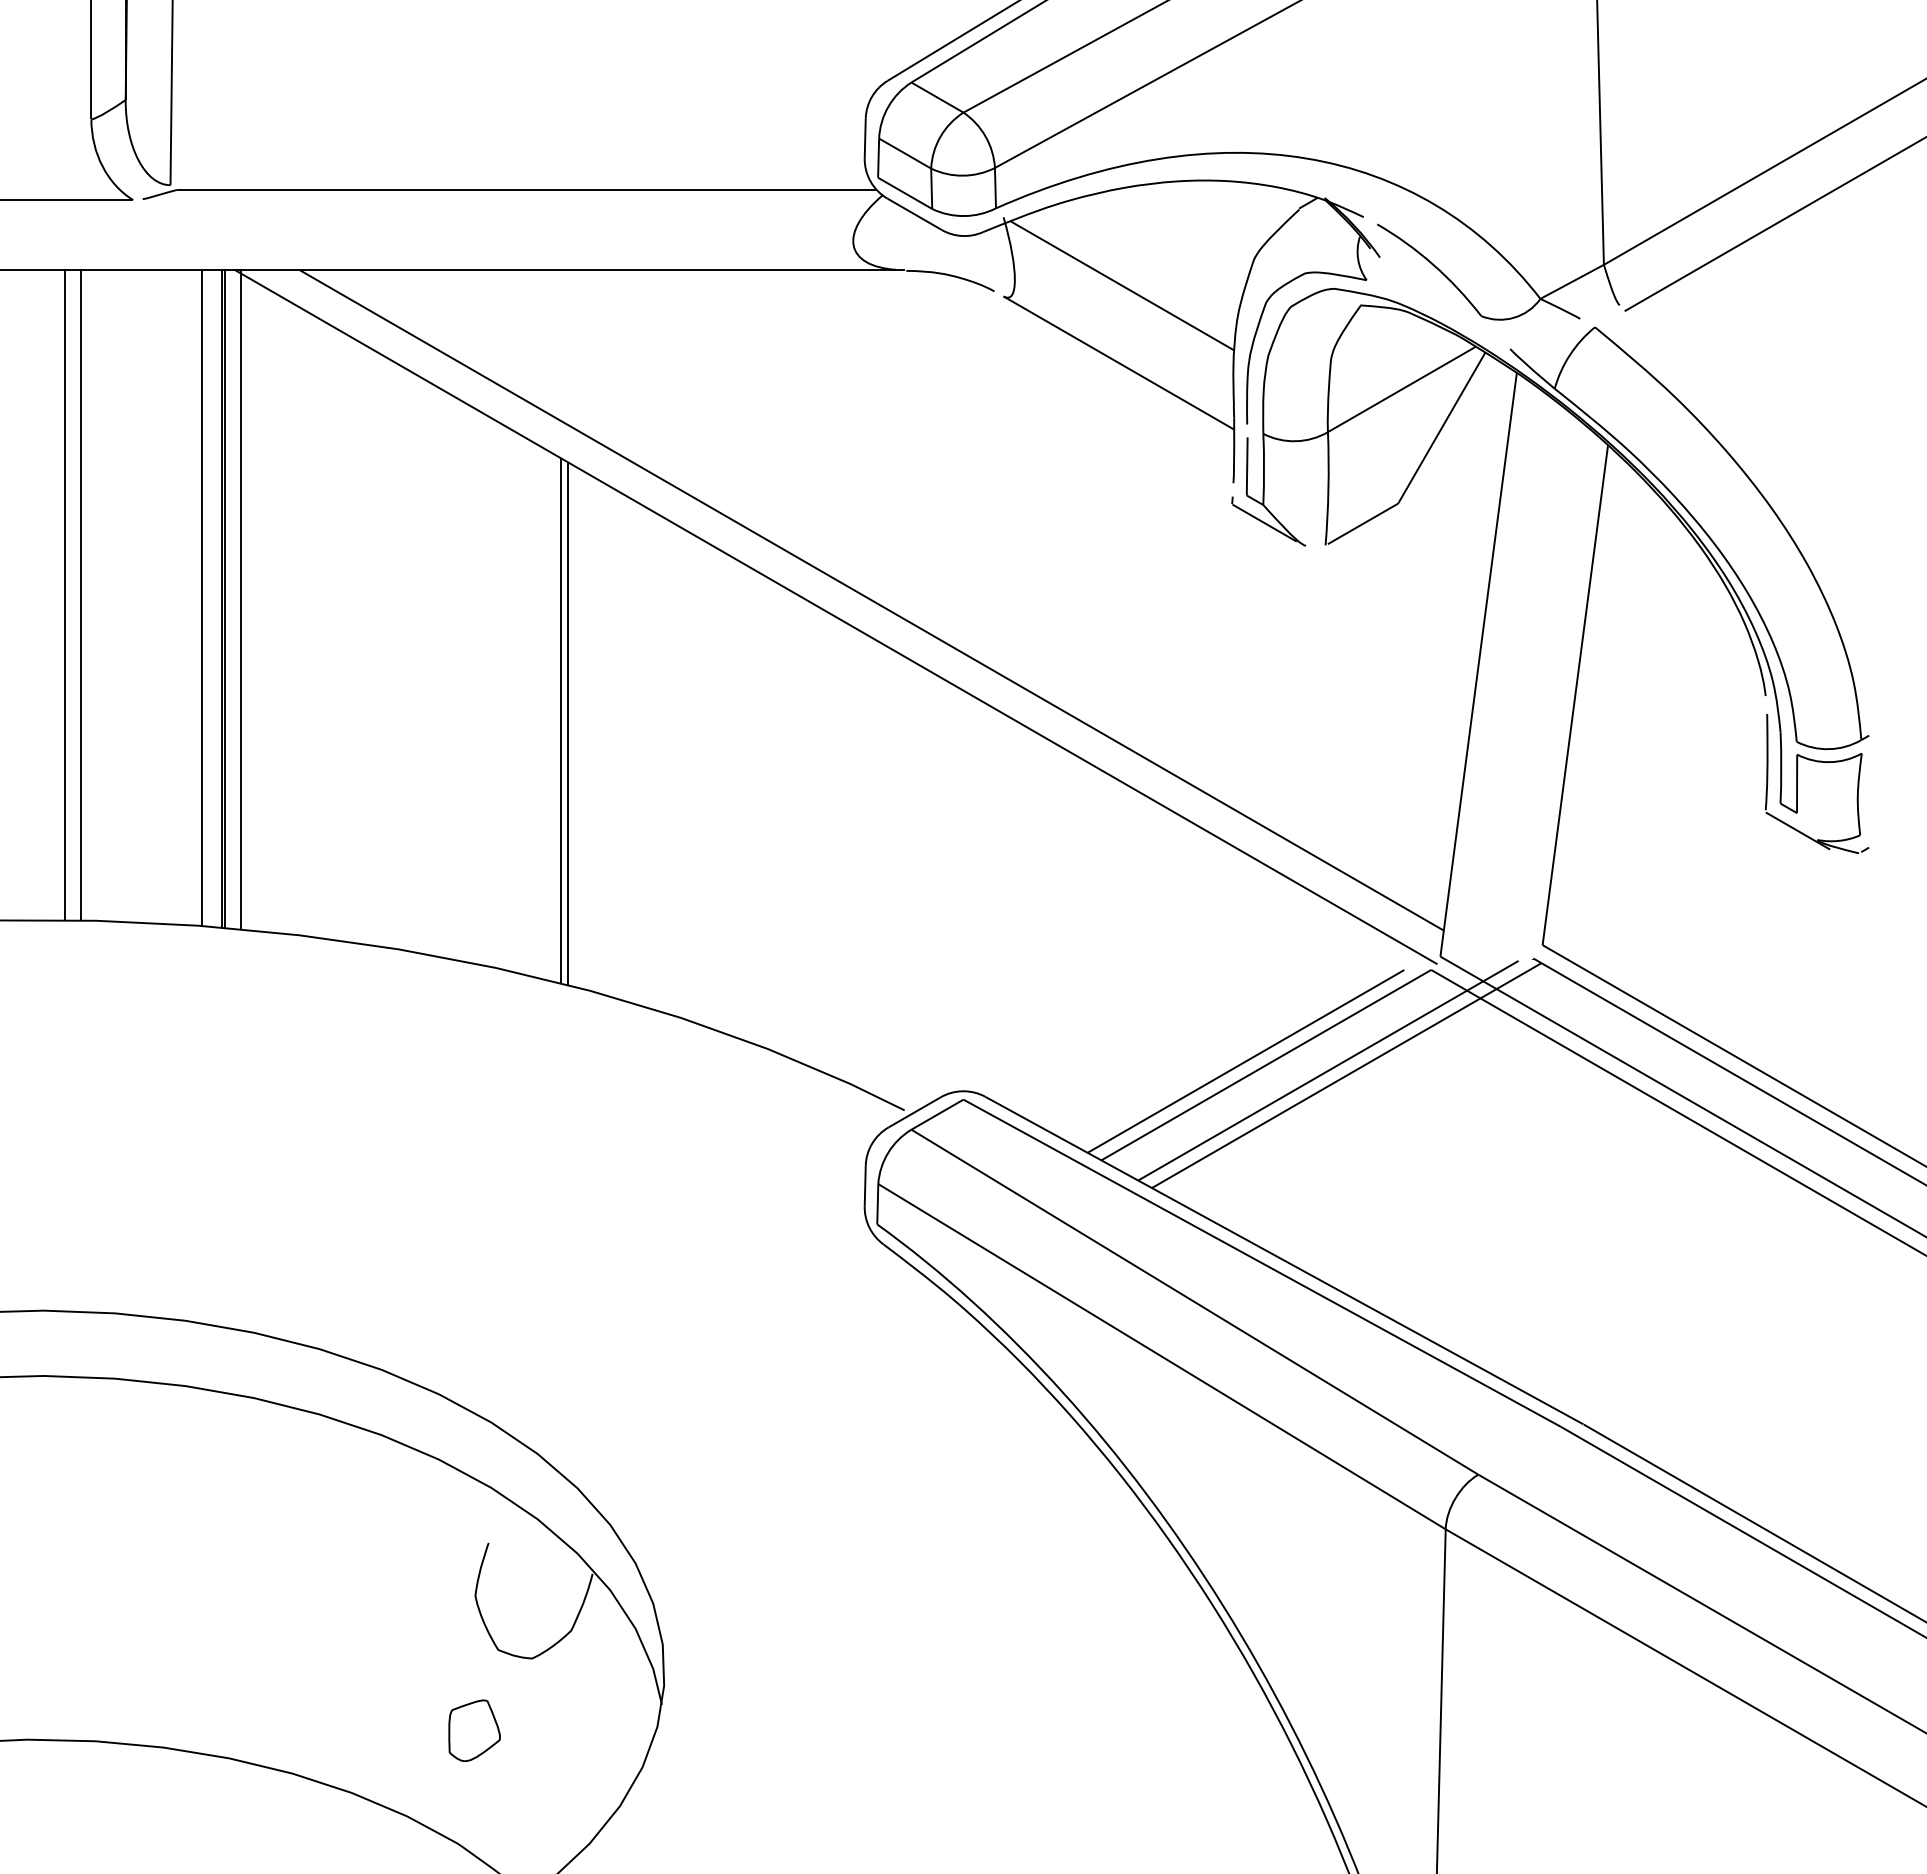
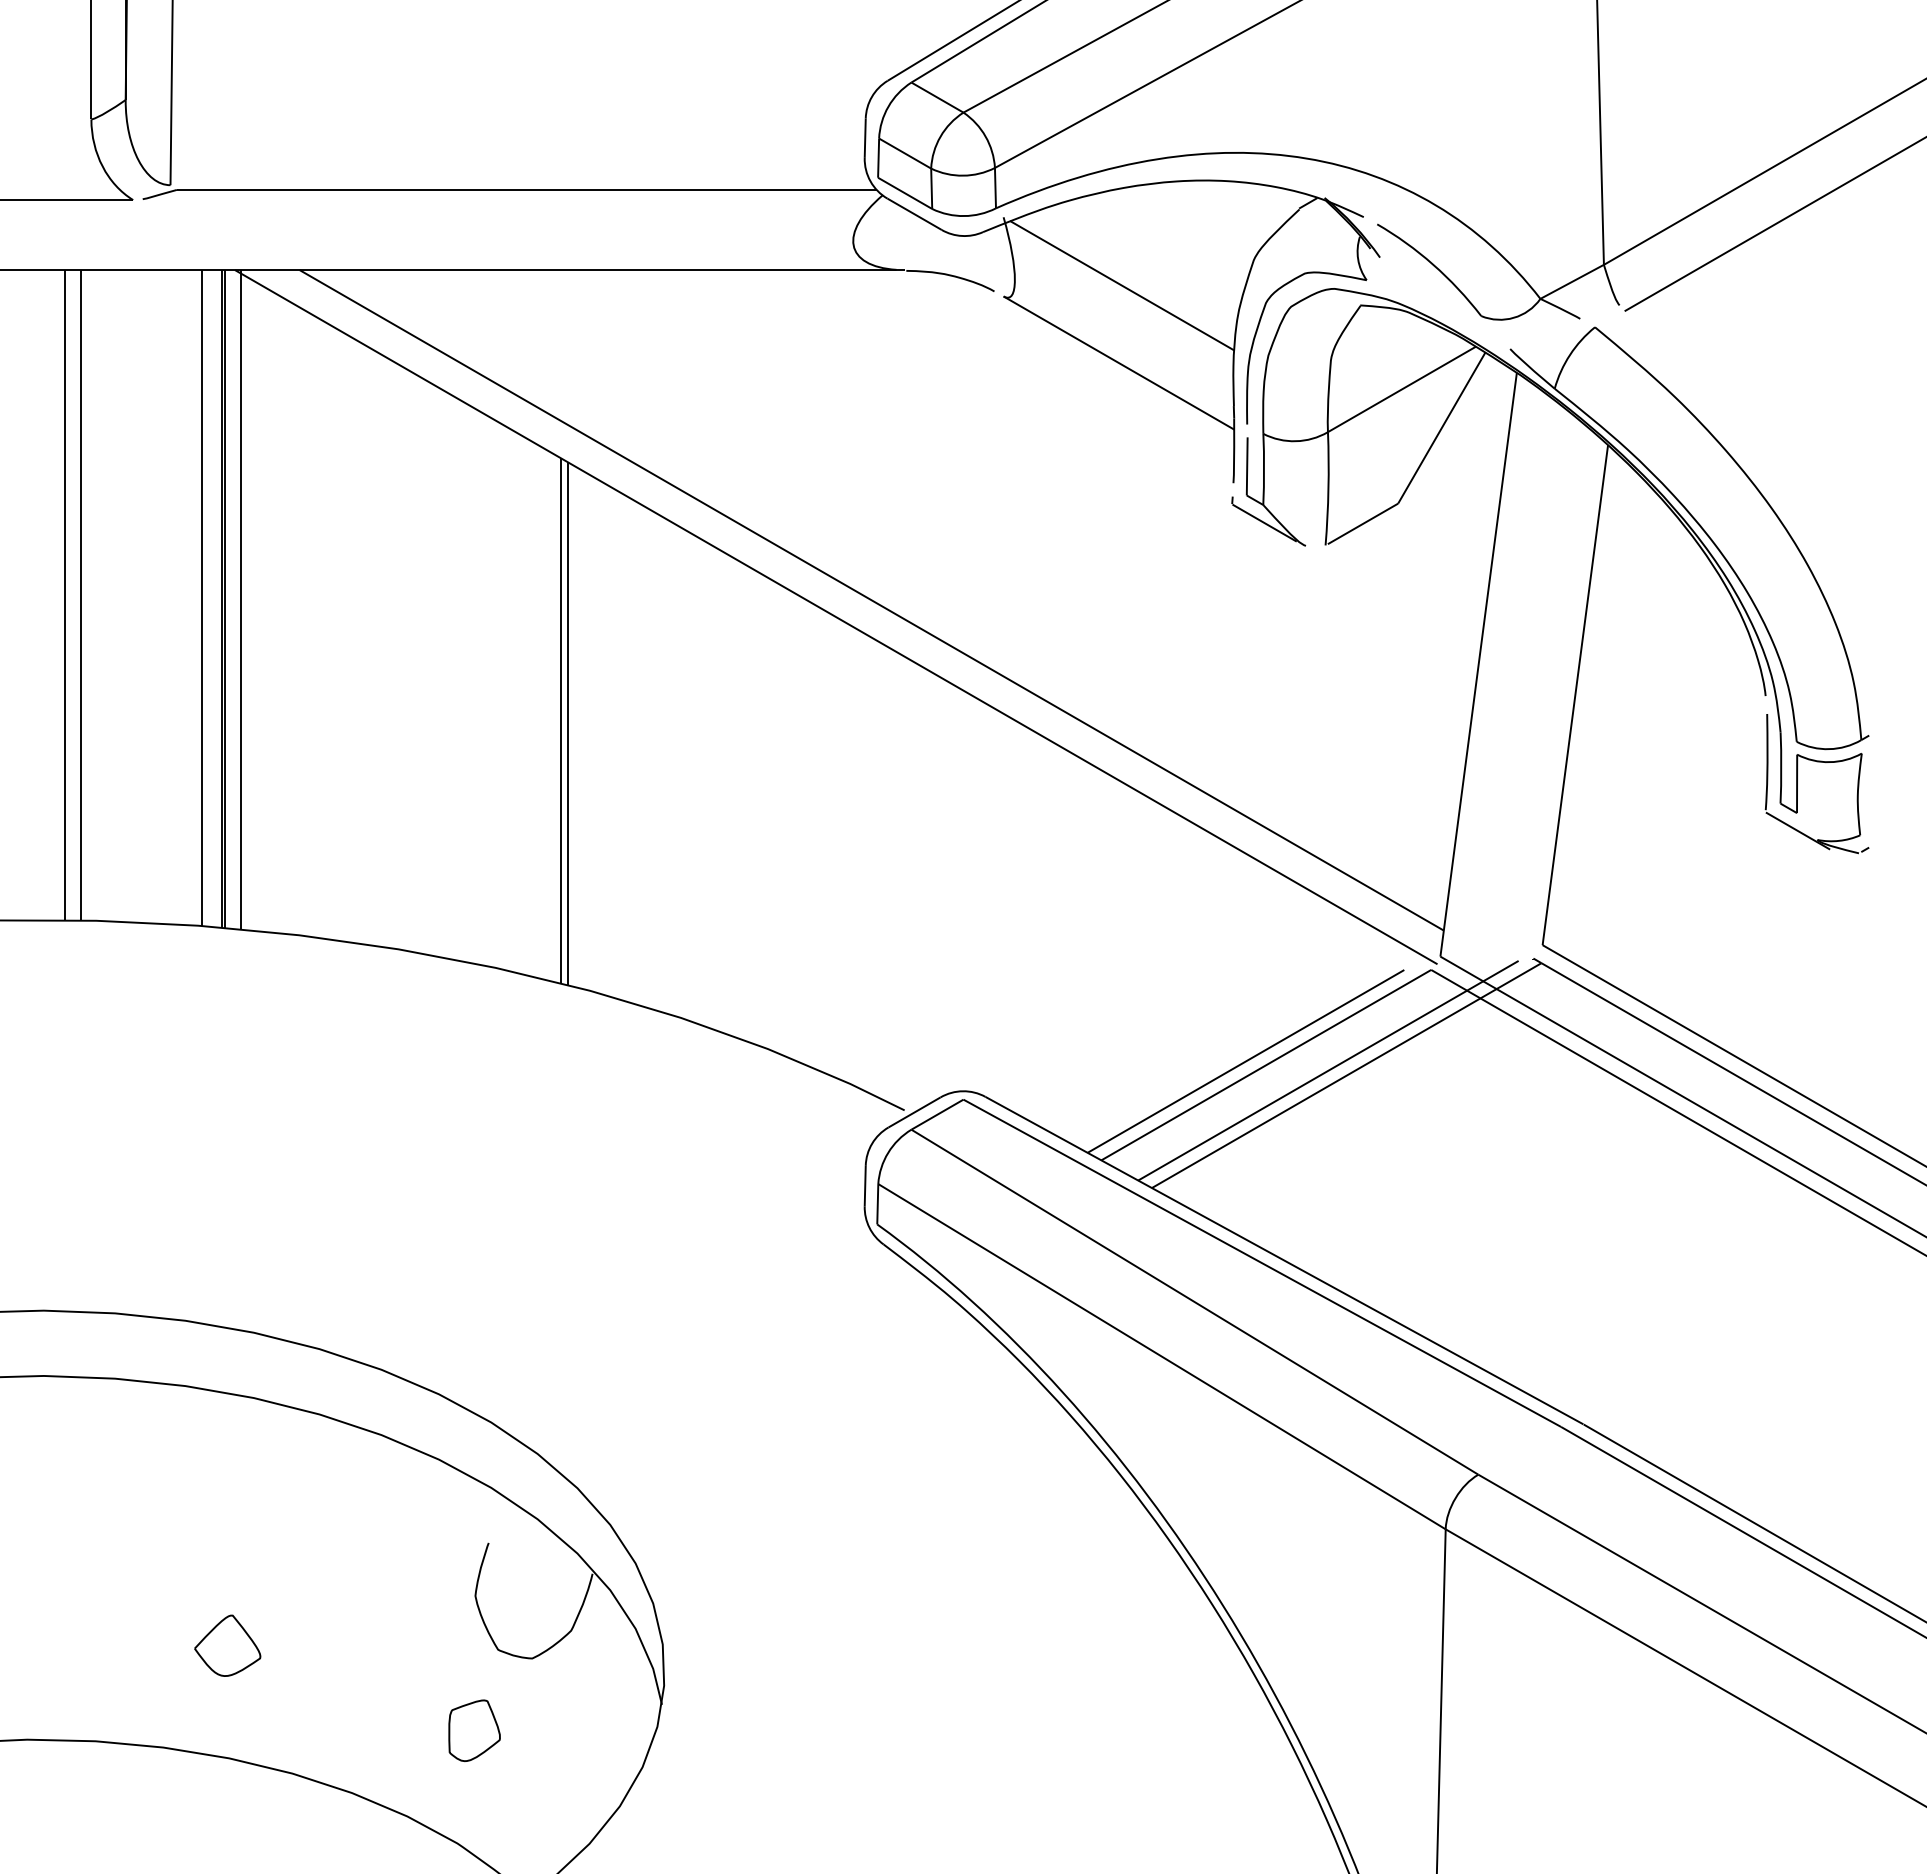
part: none -> present (227, 1645)
